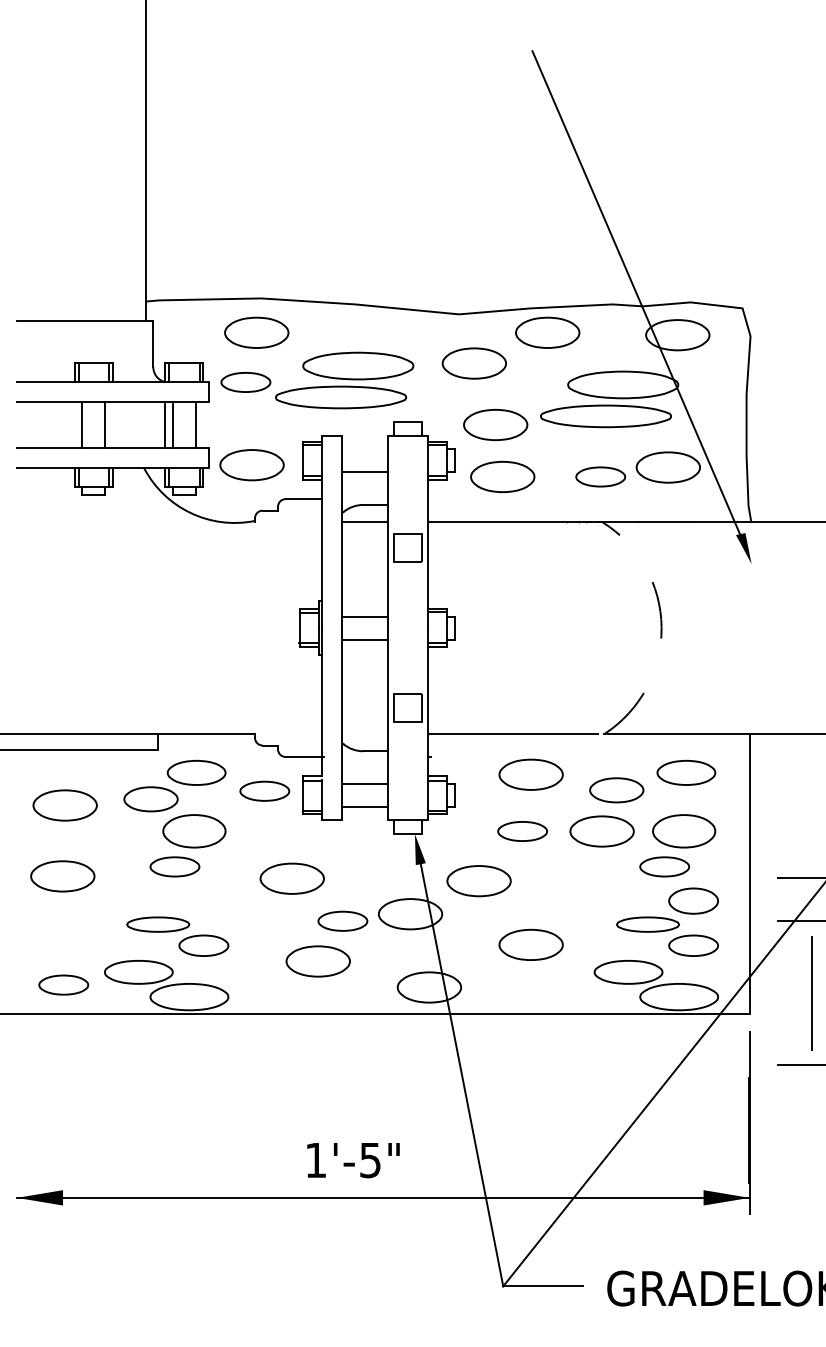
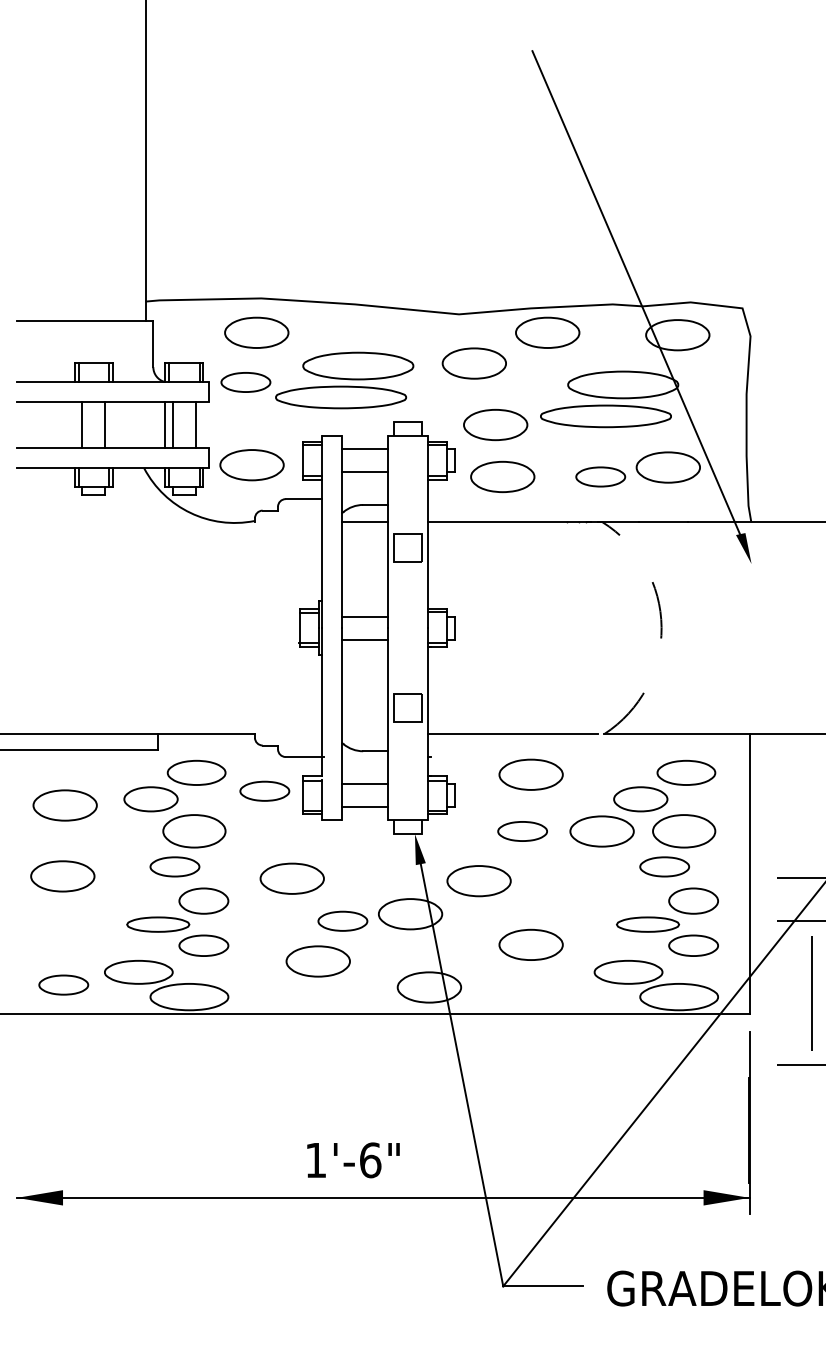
line: none -> present (365, 449)
part position: (616, 790) -> (640, 799) (640, 799)
part: none -> present (203, 900)
text: 1'-5" -> 1'-6" (370, 1160)
